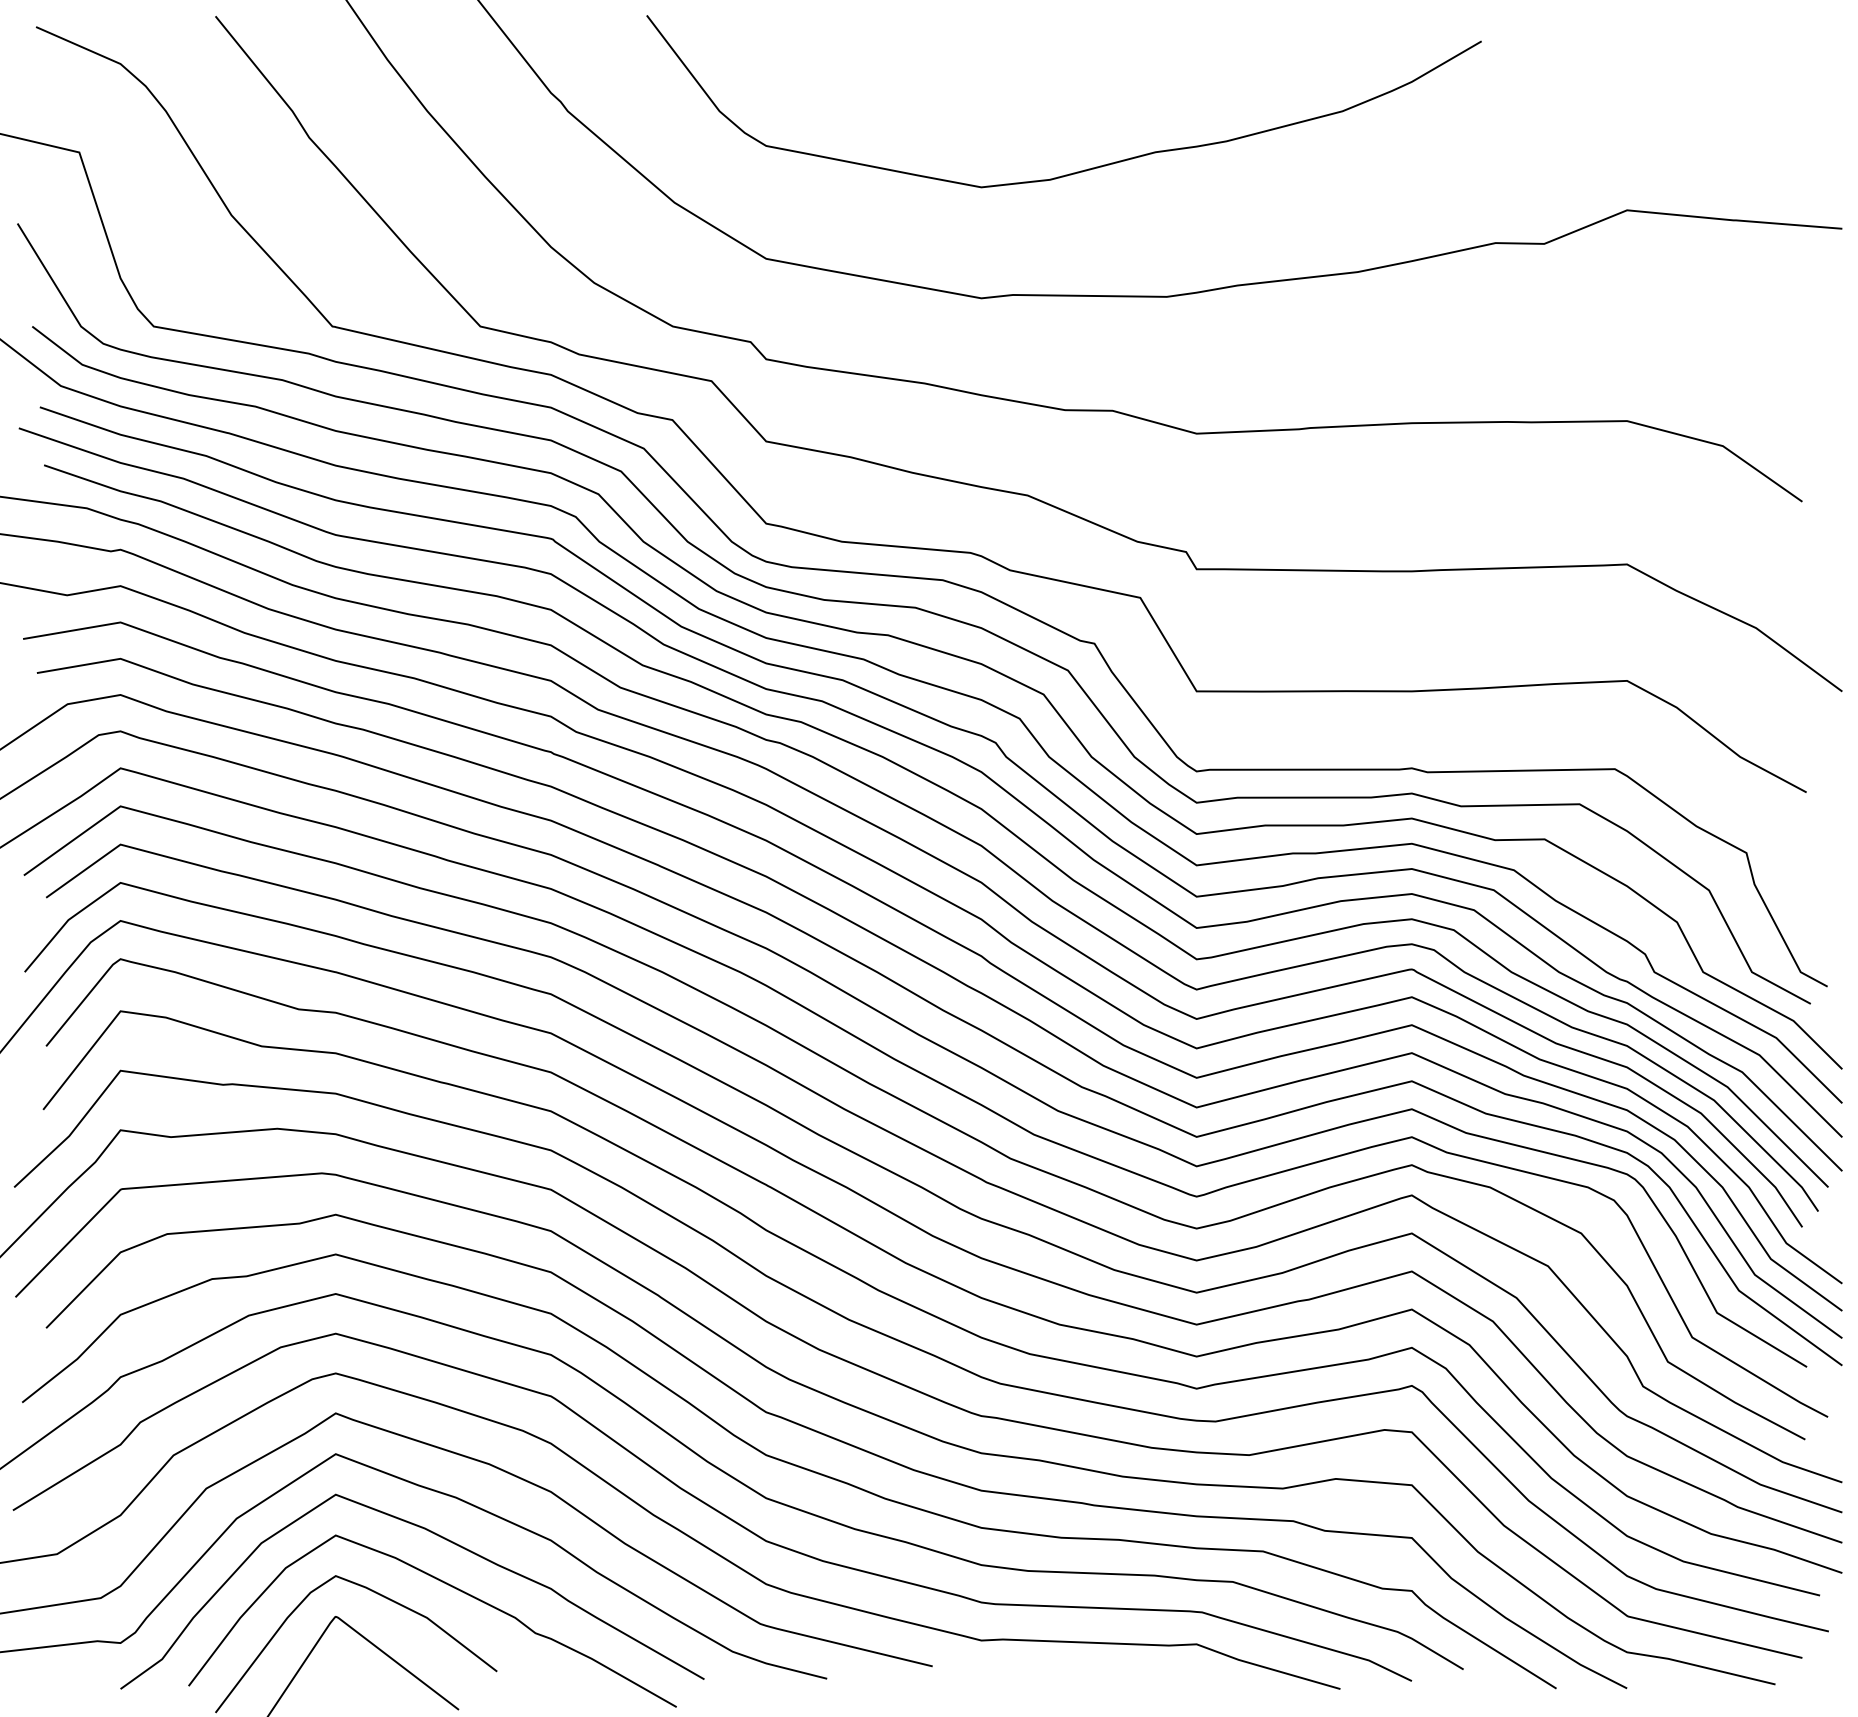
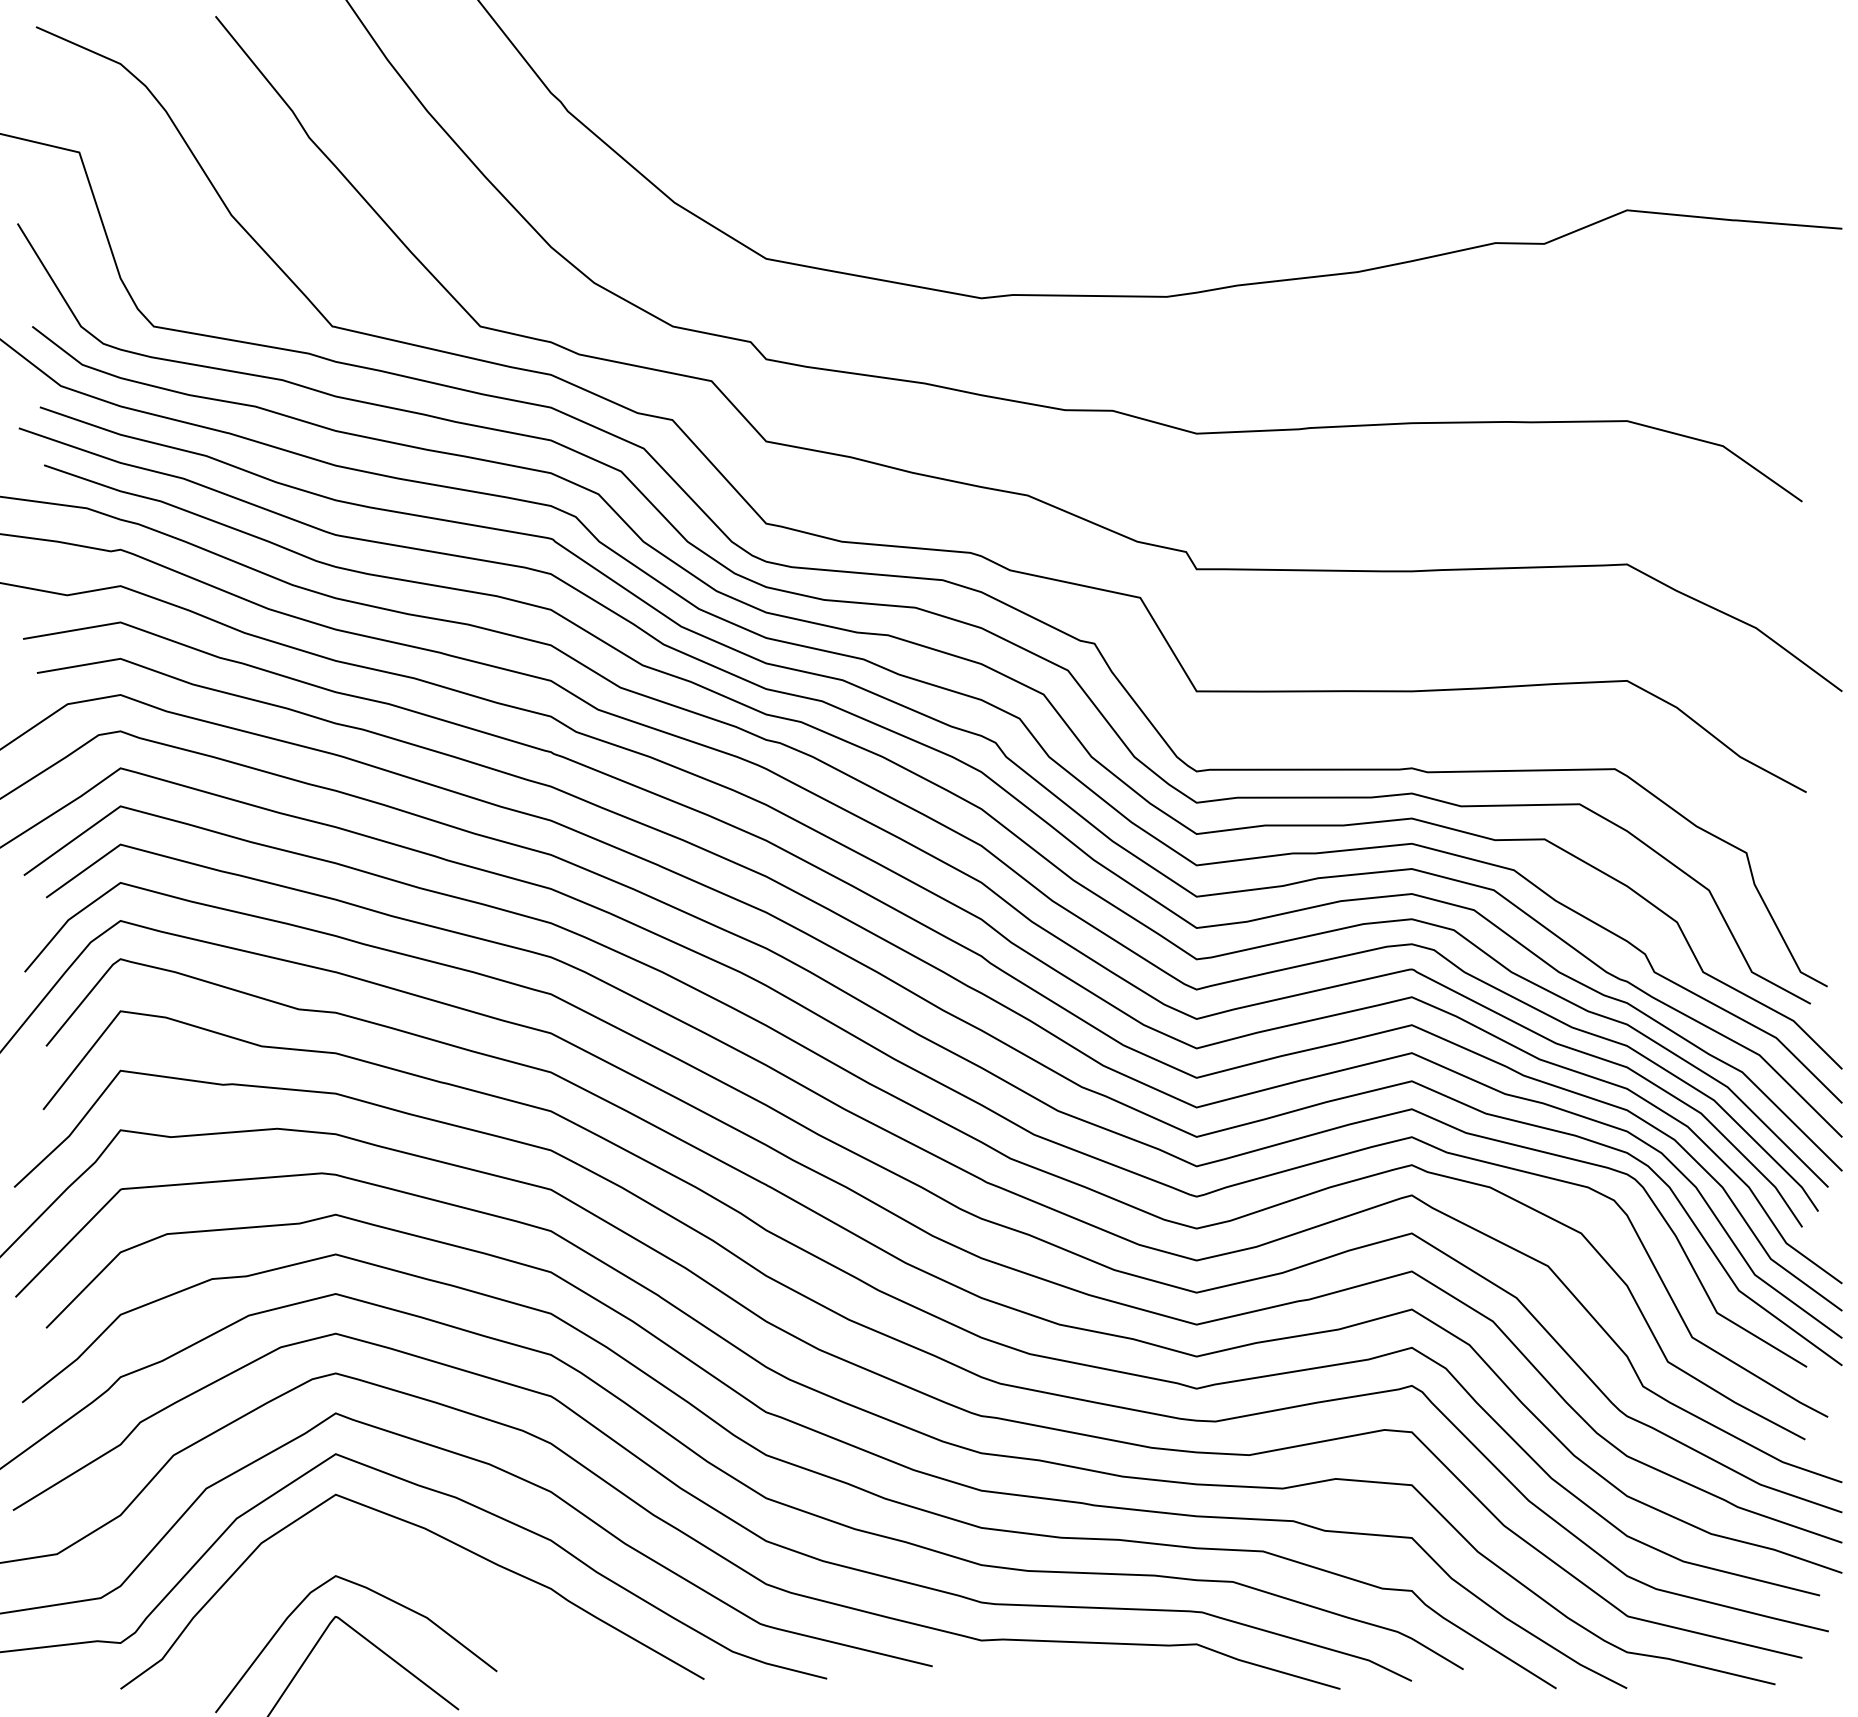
curve: present -> none (1080, 170)
curve: present -> none (450, 1586)
